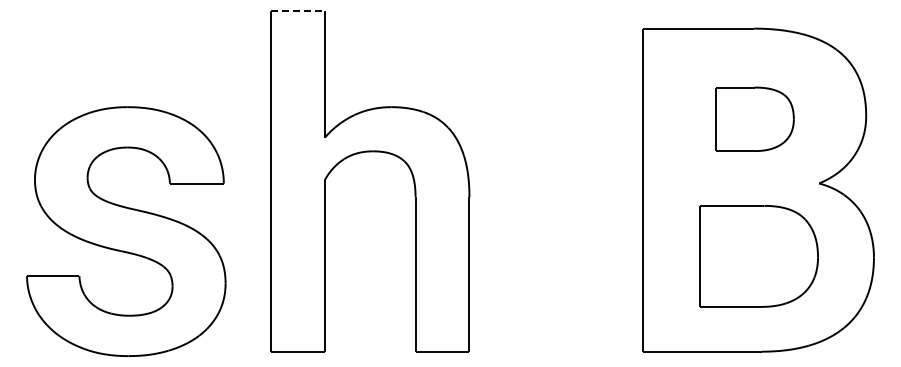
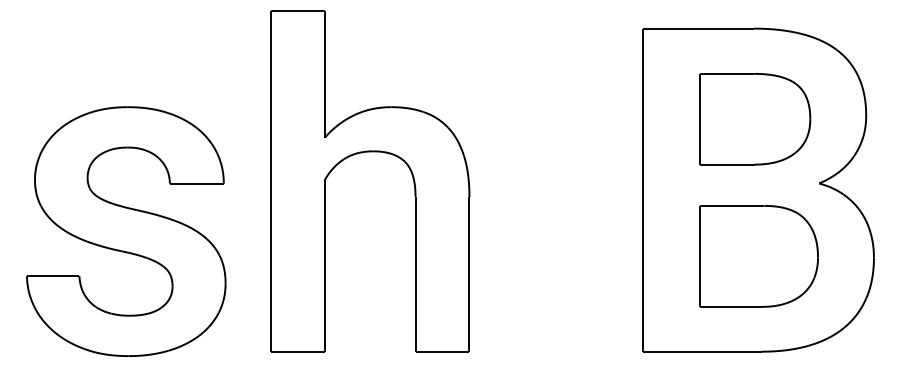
line: dashed -> solid (297, 10)
part size: 80x66 px -> 113x93 px (755, 119)
